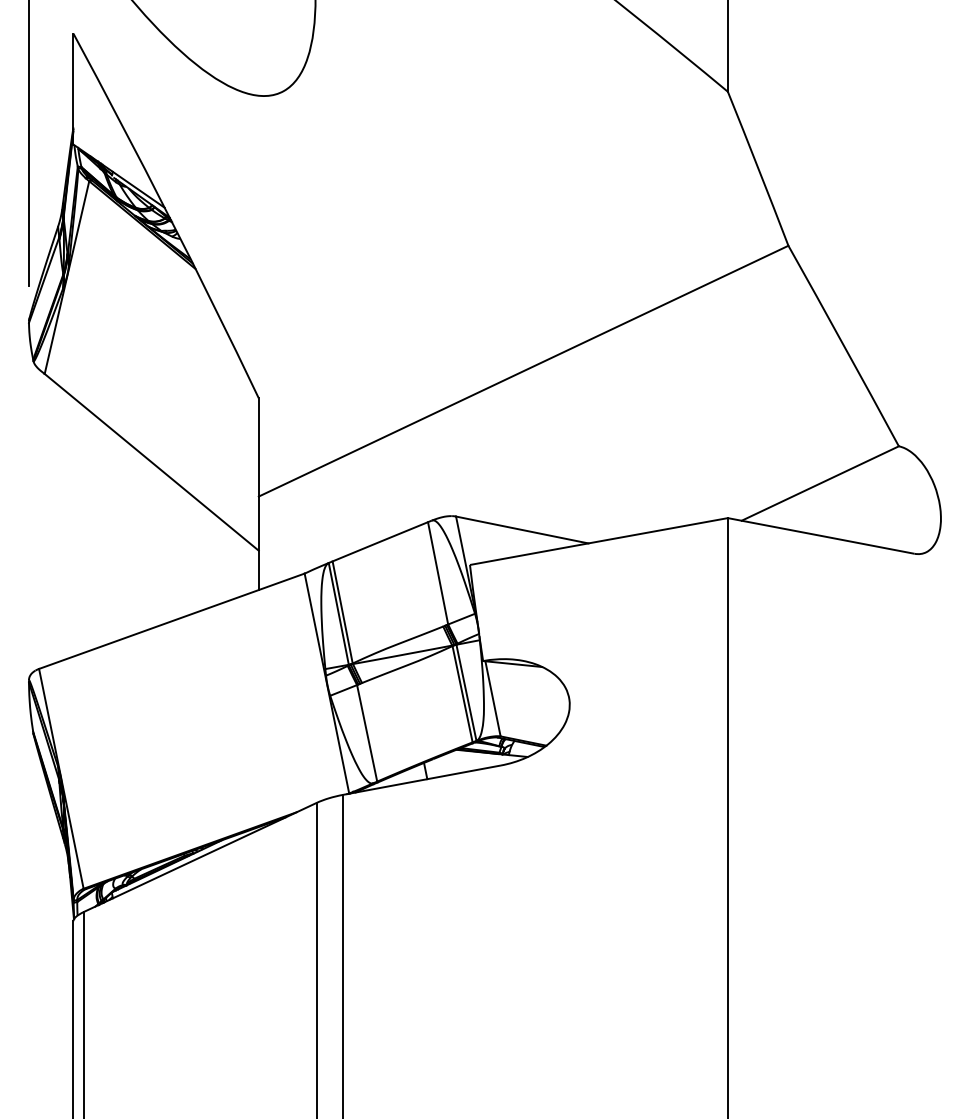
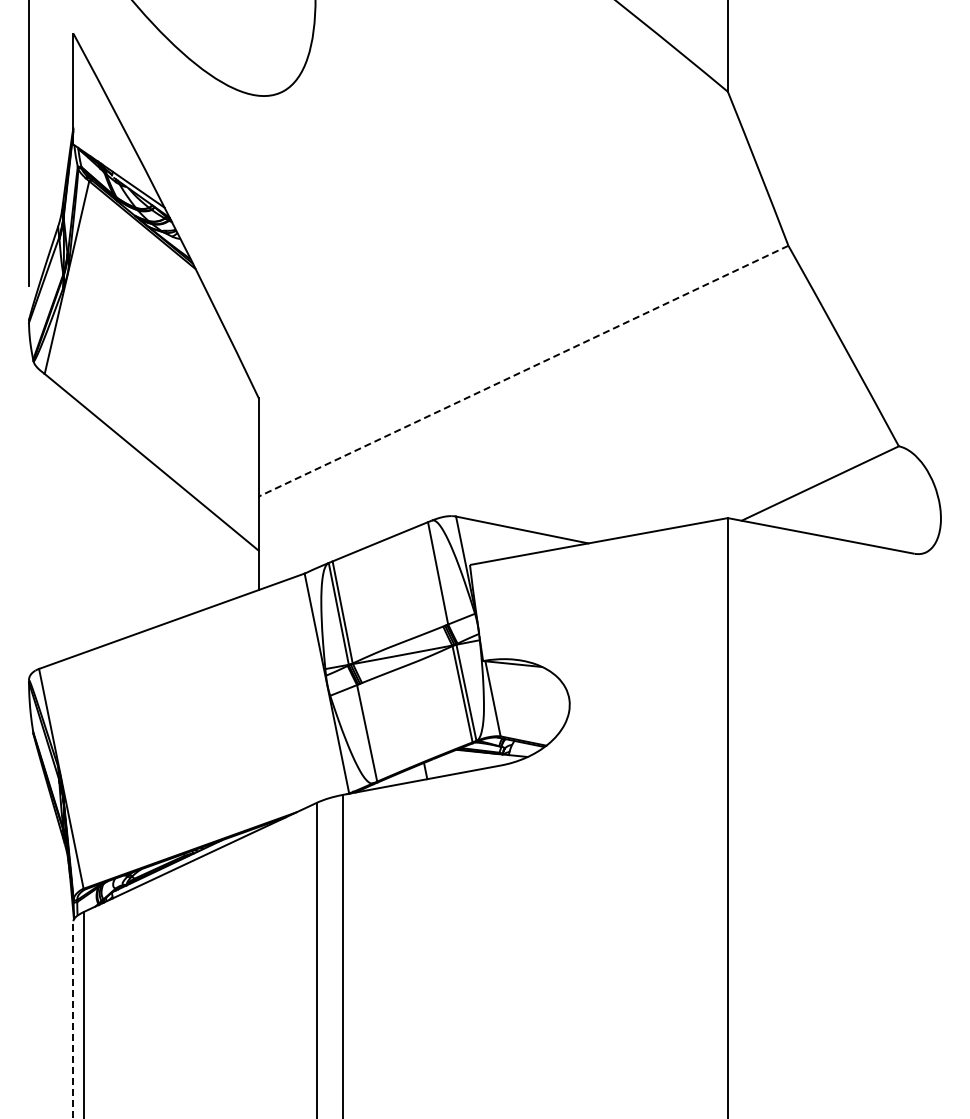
line: solid -> dashed (523, 371)
line: solid -> dashed (73, 1019)
